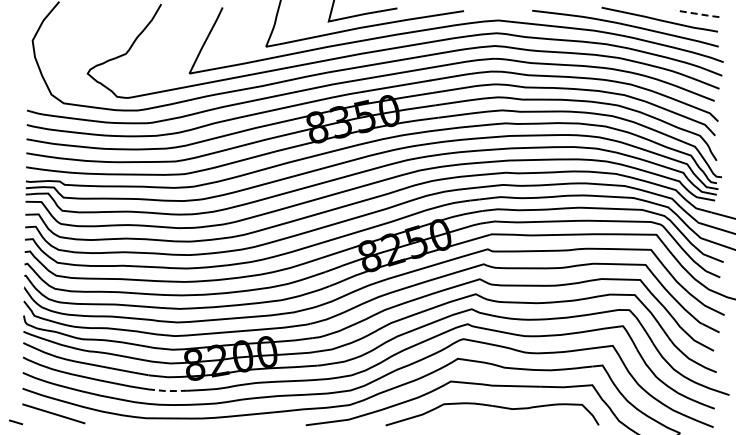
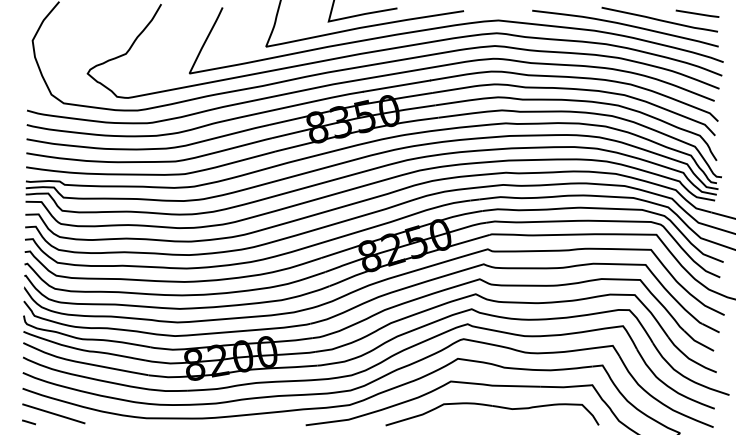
line: dashed -> solid (698, 14)
line: dashed -> solid (169, 391)
line position: (16, 422) -> (29, 422) (29, 422)
